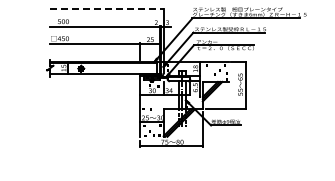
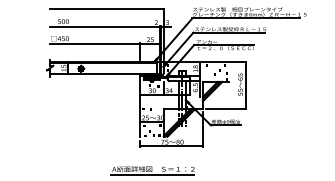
line: dashed -> solid (106, 9)
part: none -> present (152, 170)
